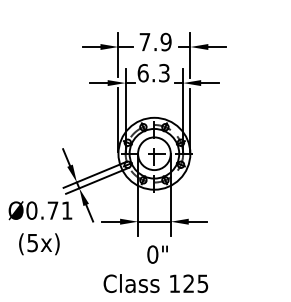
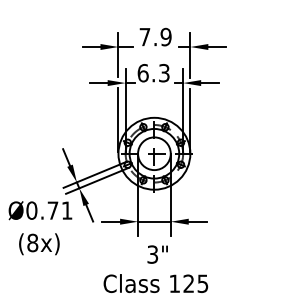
text position: (155, 41) -> (155, 36) (155, 36)
text: (5x) -> (8x) (32, 242)
text: 0" -> 3" (152, 254)
